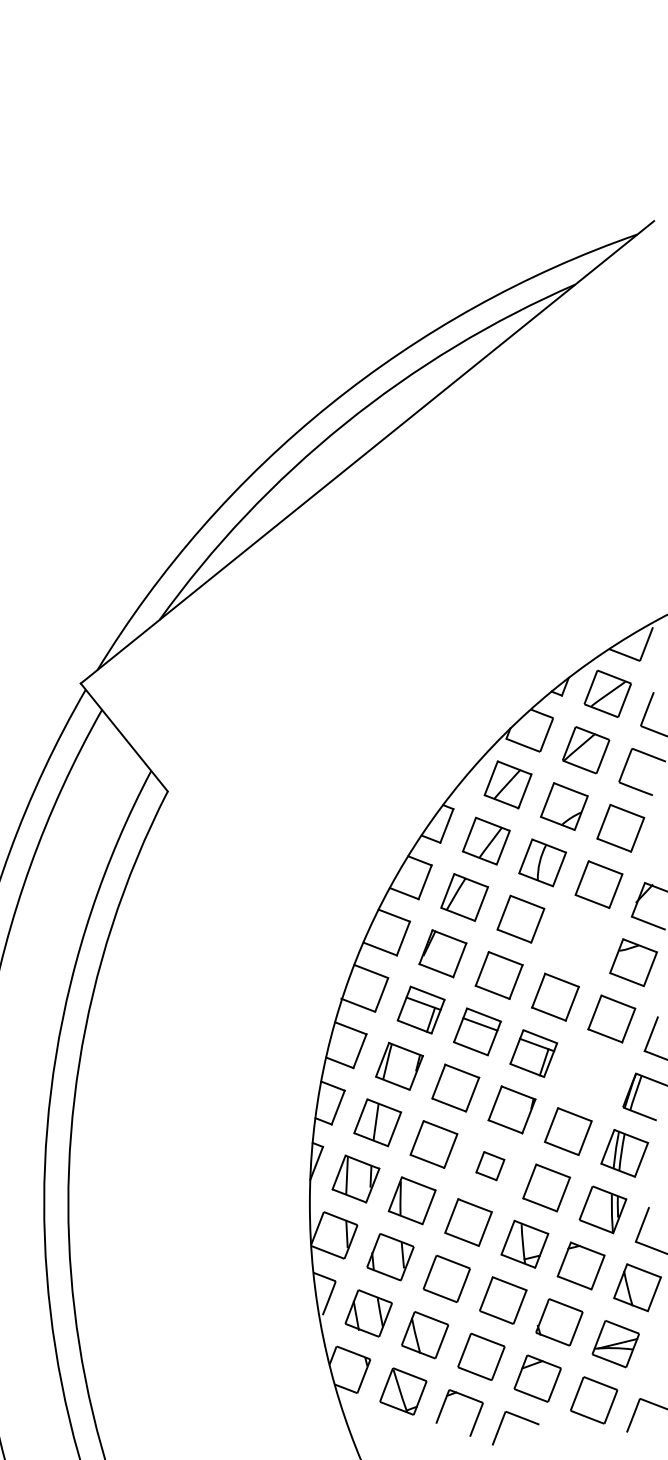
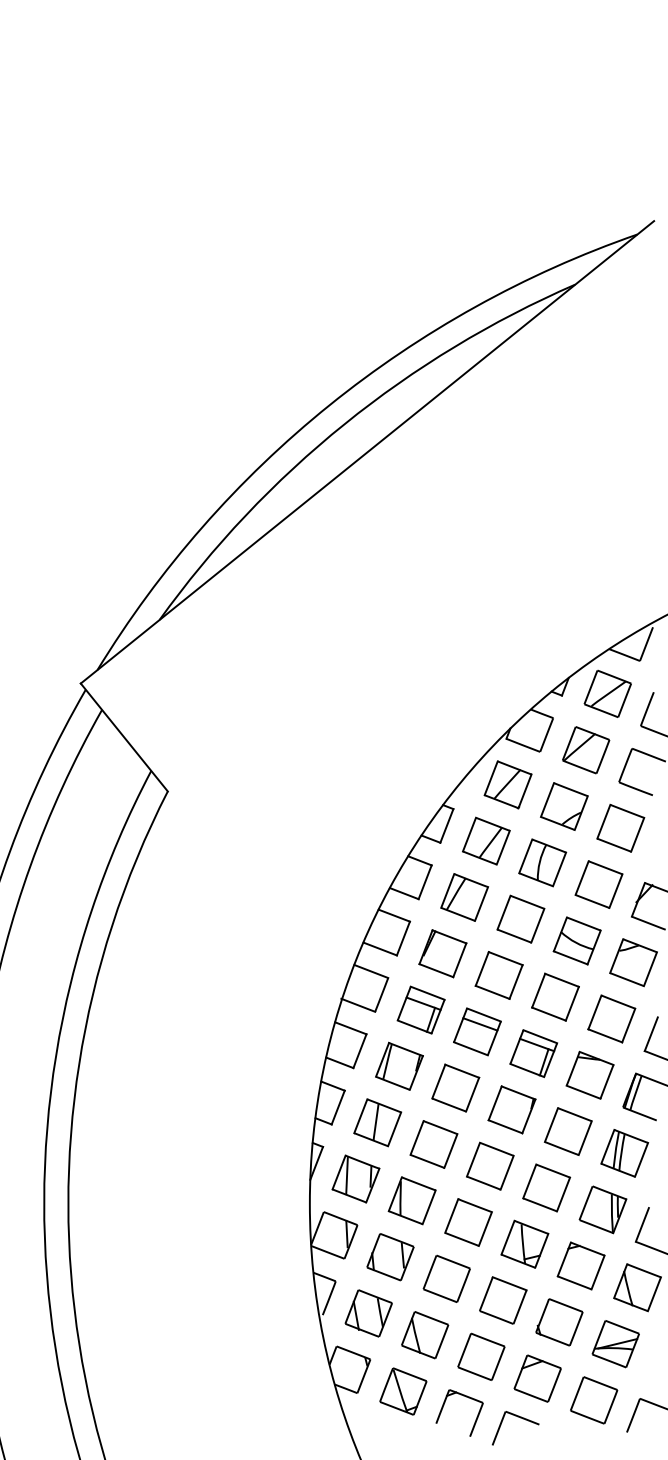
part: none -> present (576, 940)
part: none -> present (589, 1074)
part size: 31x31 px -> 49x50 px (490, 1165)
